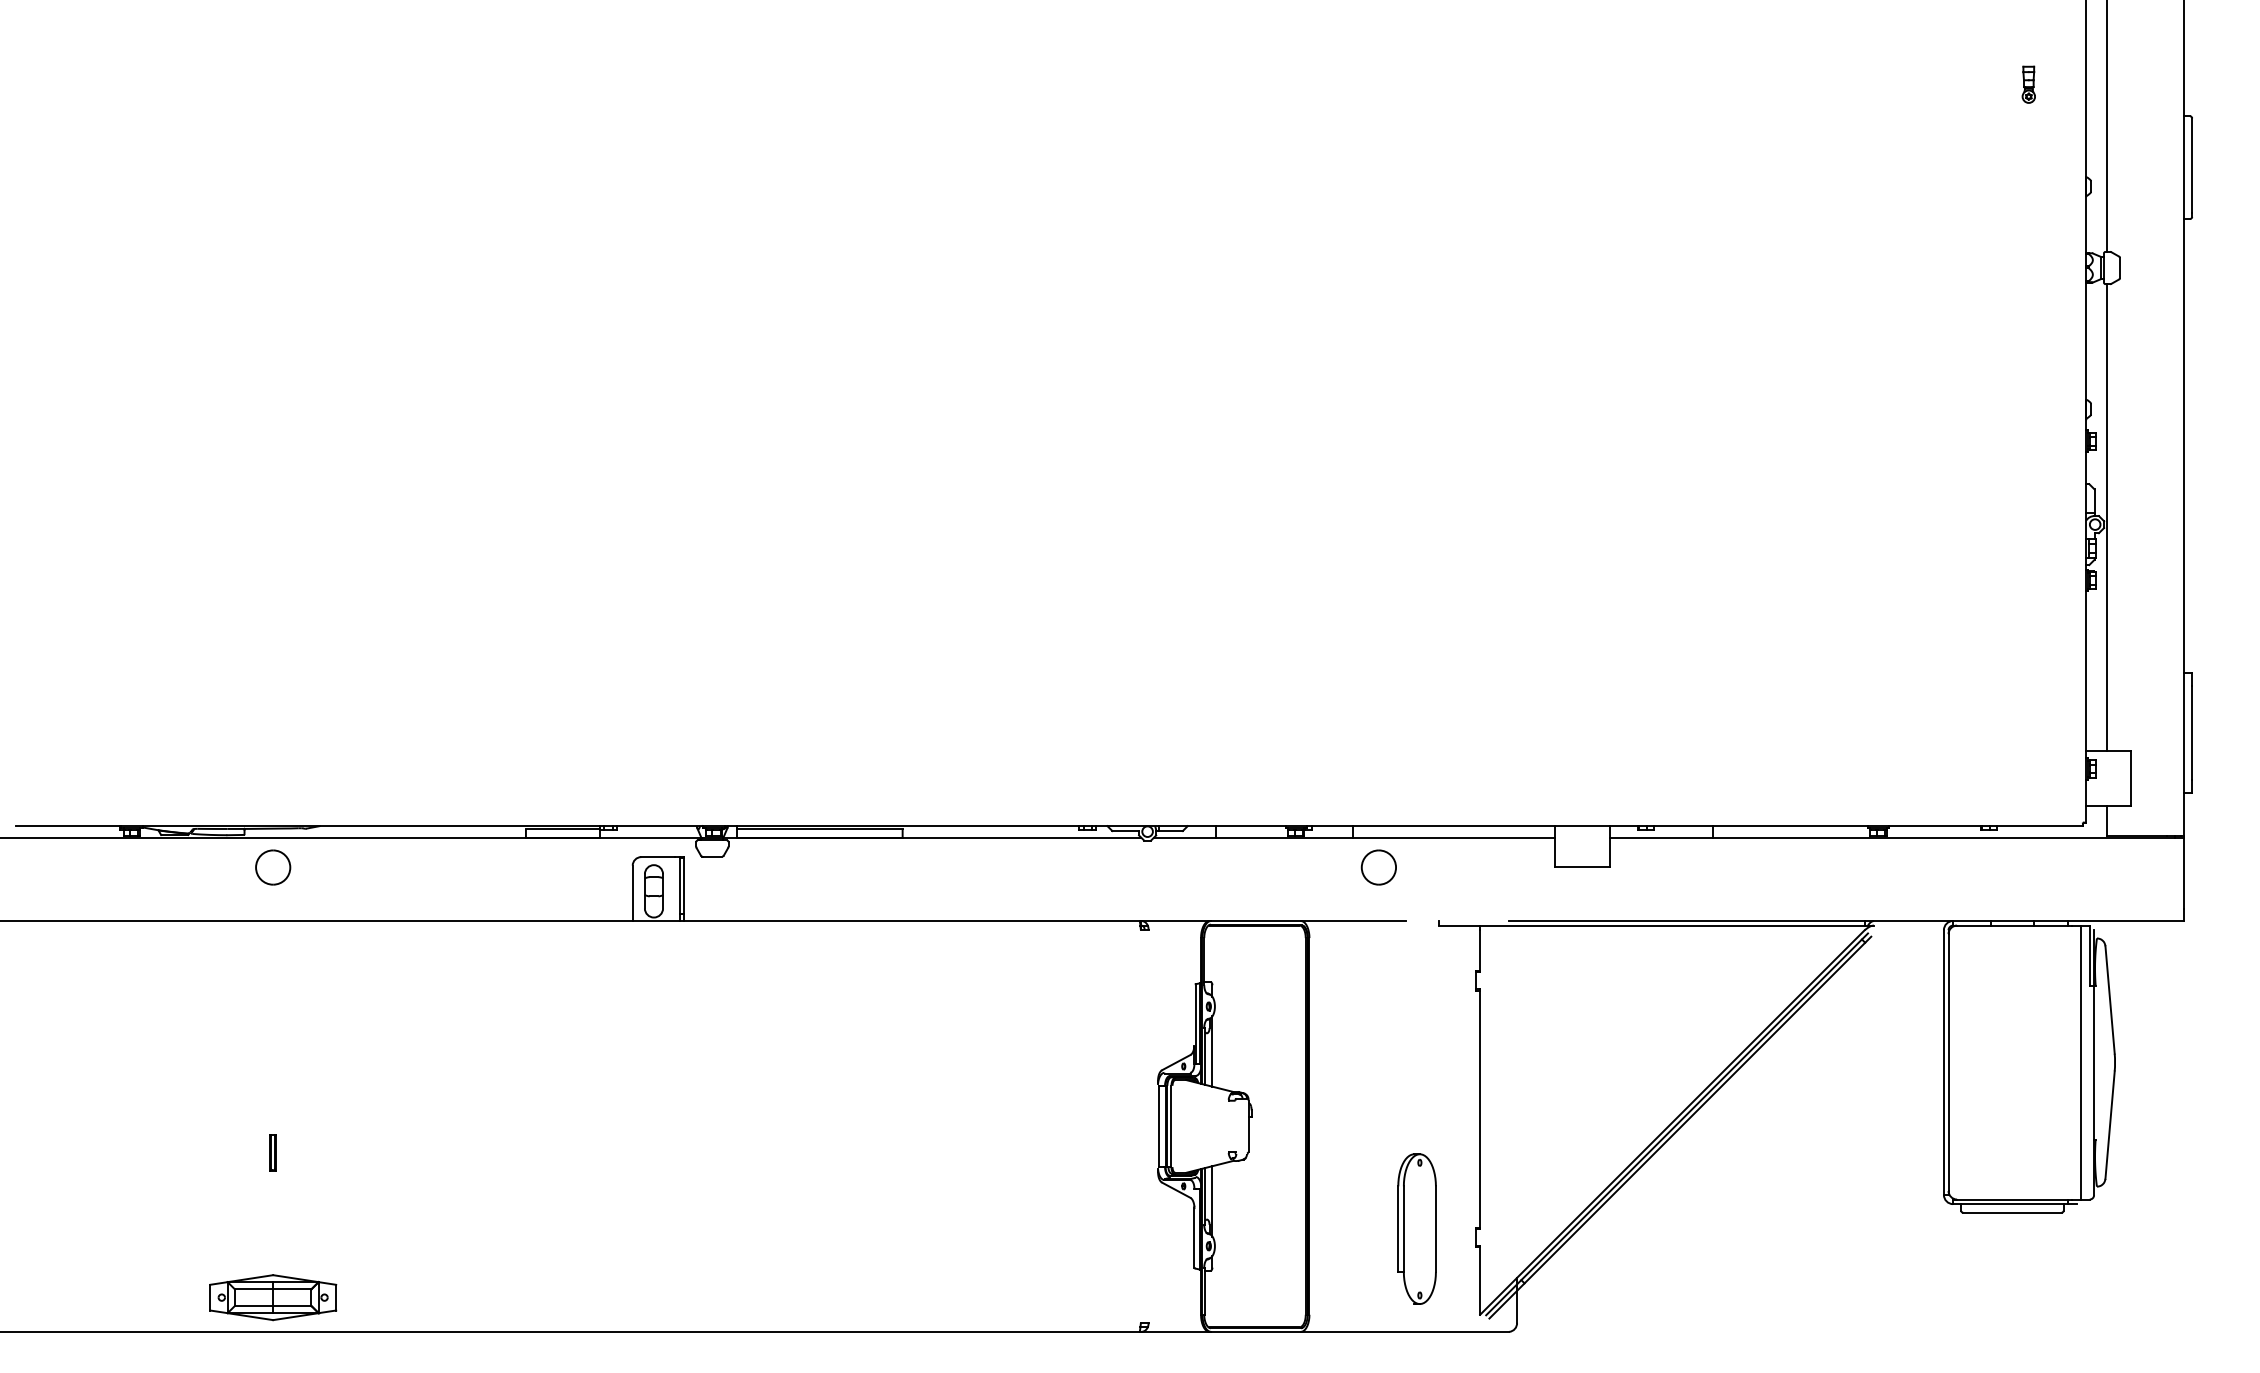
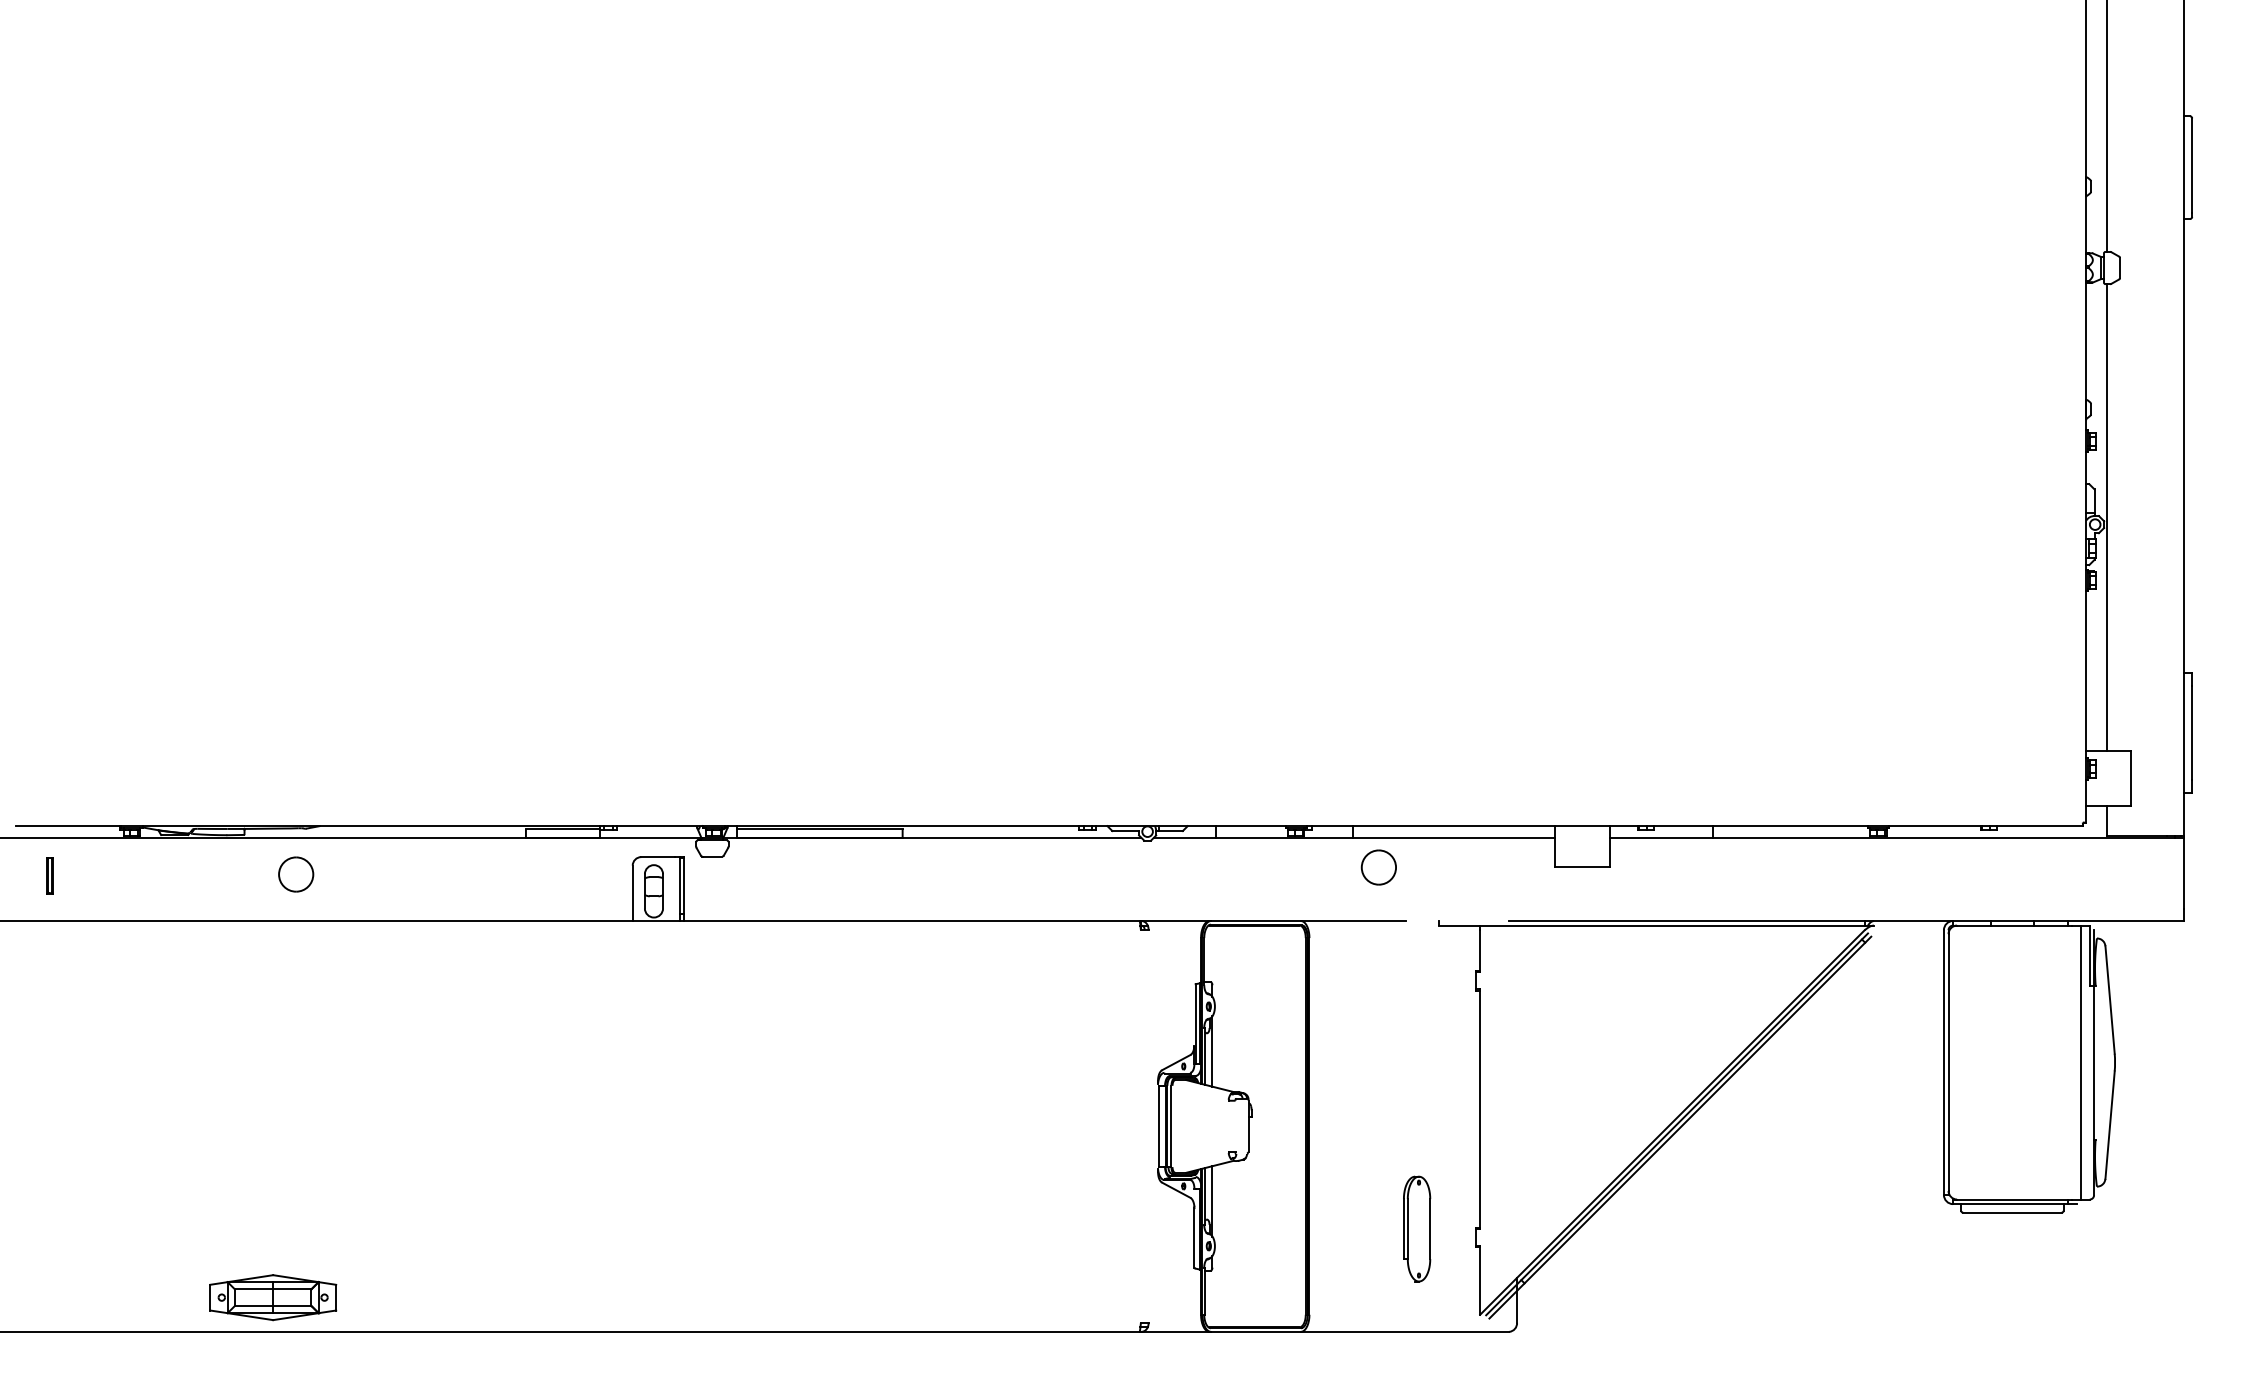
part: present -> none (2028, 84)
part position: (273, 867) -> (296, 874) (296, 874)
part position: (272, 1152) -> (49, 875) (49, 875)
part size: 40x152 px -> 29x108 px (1417, 1228)
